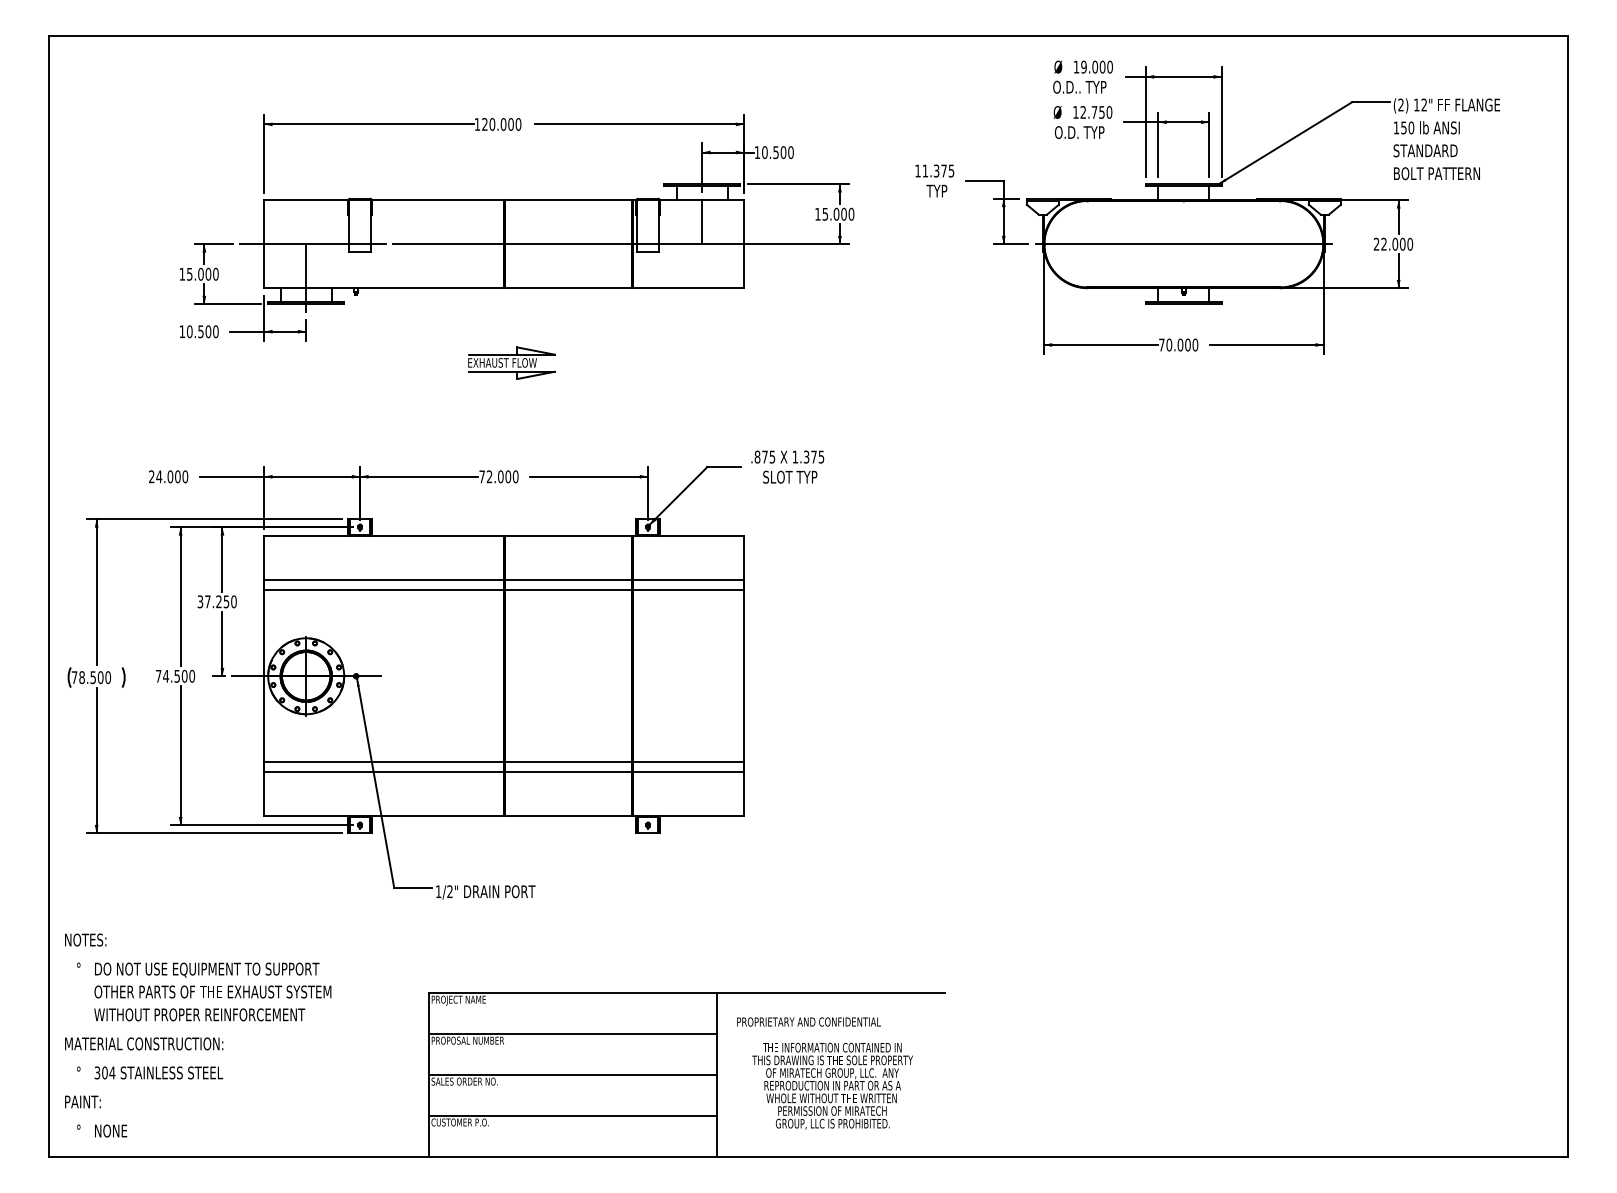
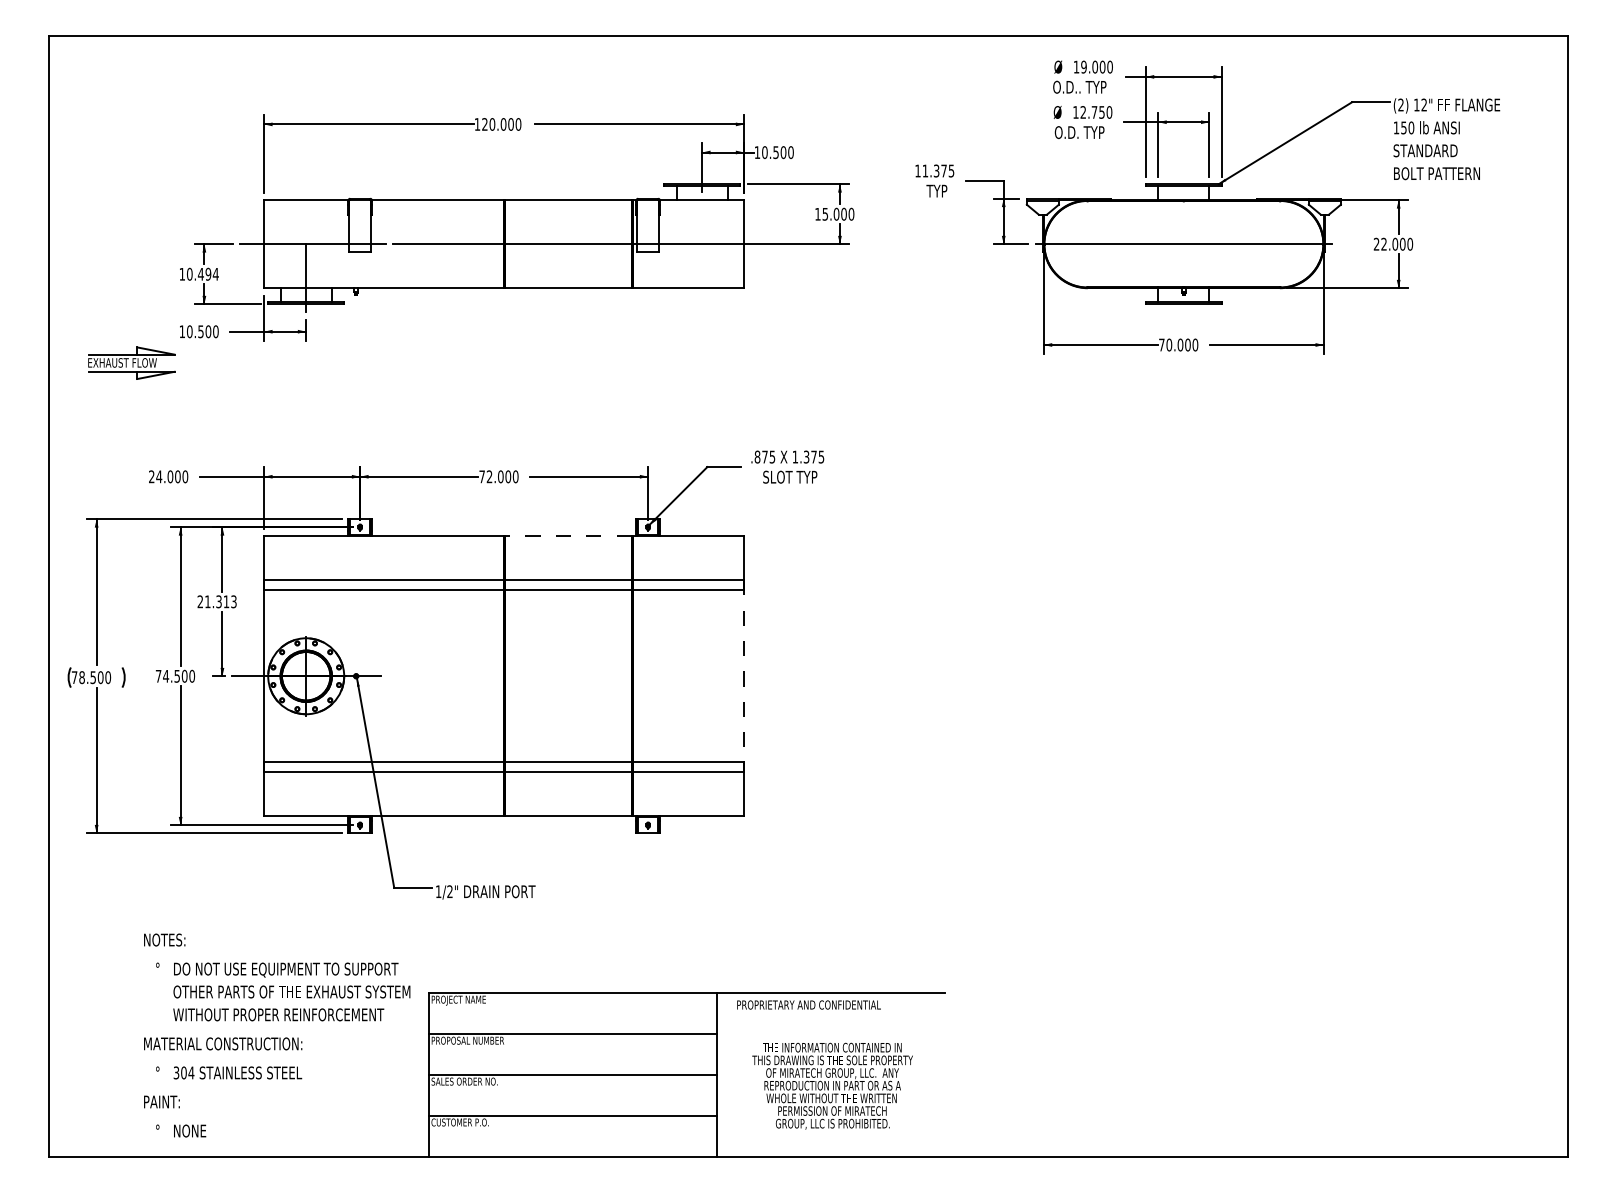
line: present -> none (702, 221)
text: 15.000 -> 10.494 (202, 273)
part position: (511, 362) -> (131, 362) (131, 362)
line: solid -> dashed (567, 536)
text: 37.250 -> 21.313 (216, 601)
line: solid -> dashed (744, 676)
text position: (808, 1021) -> (808, 1004) (808, 1004)
text position: (198, 1035) -> (277, 1035) (277, 1035)
